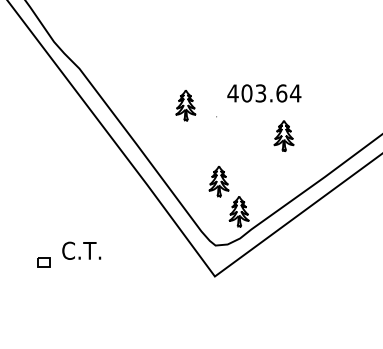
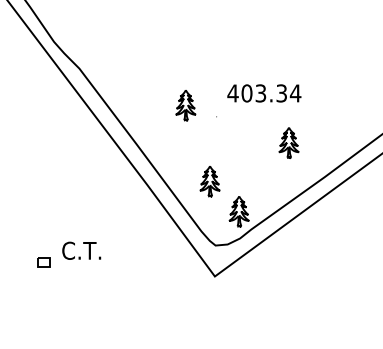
text: 403.64 -> 403.34 (281, 93)
part position: (283, 135) -> (288, 142) (288, 142)
part position: (218, 181) -> (209, 181) (209, 181)
